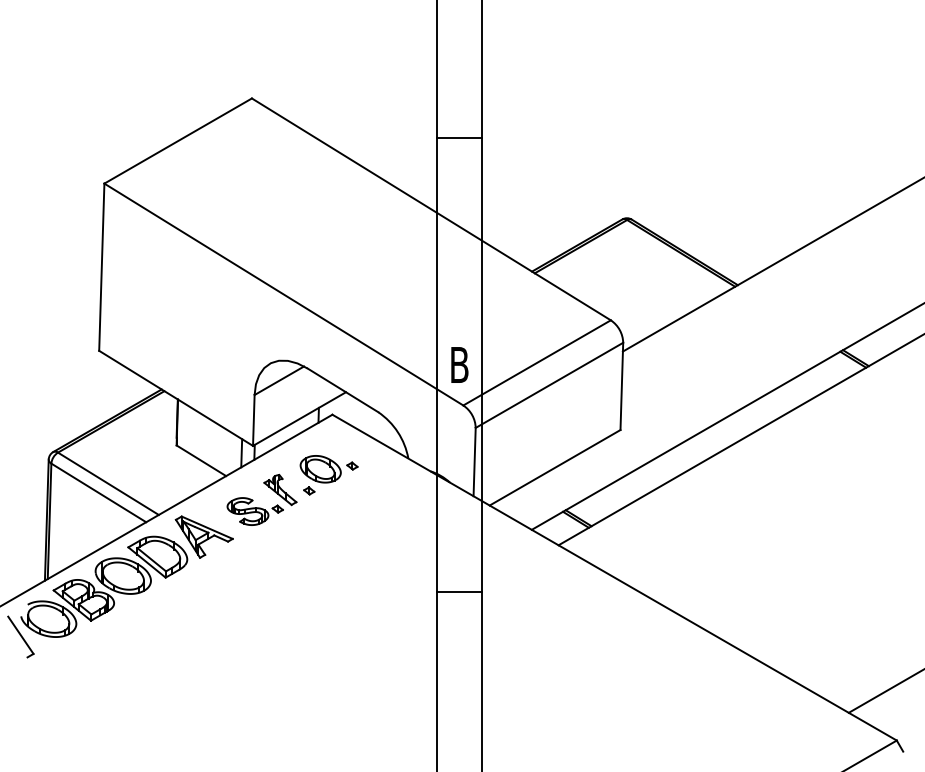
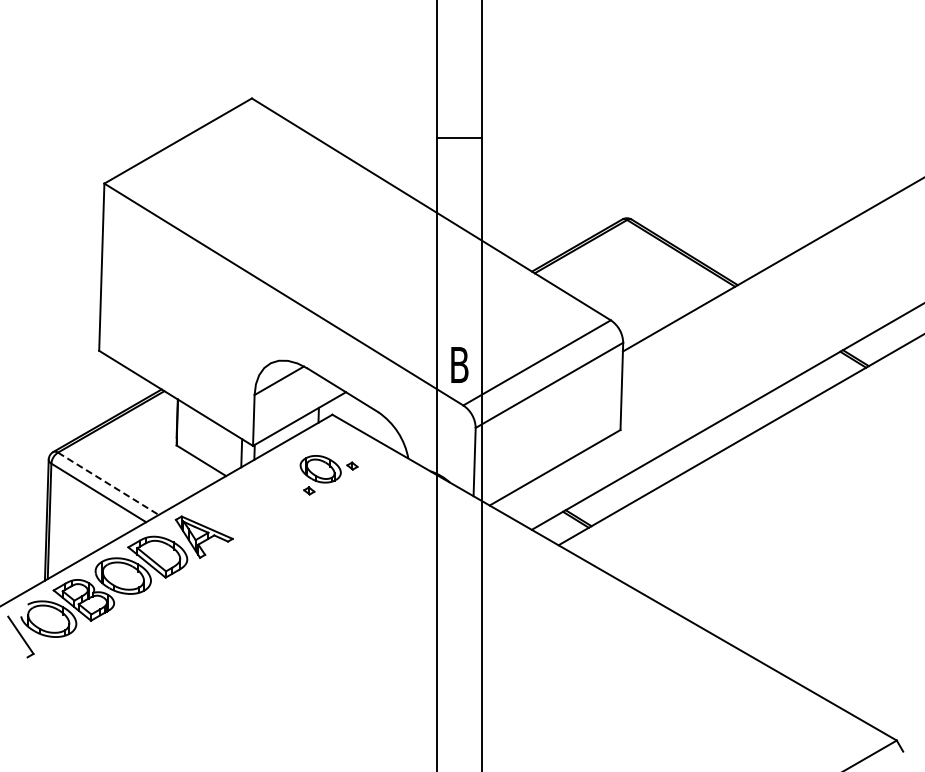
line: solid -> dashed (108, 484)
part: present -> none (253, 500)
line: present -> none (459, 591)
line: present -> none (884, 691)
